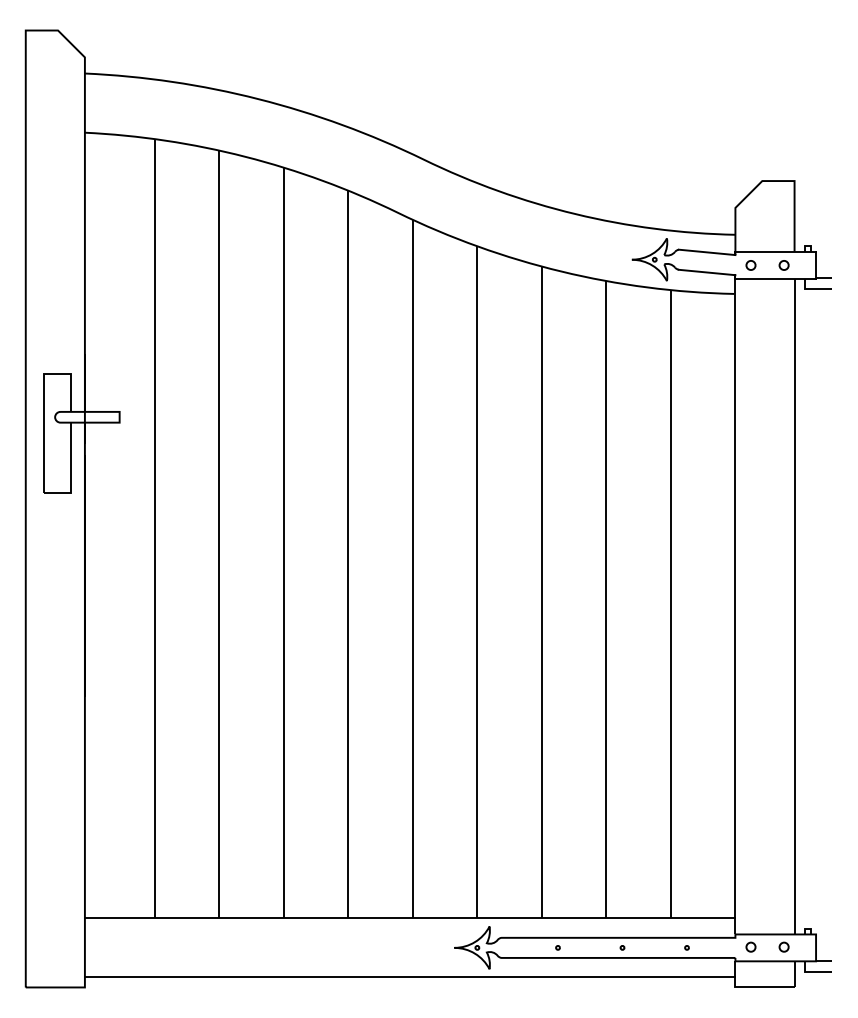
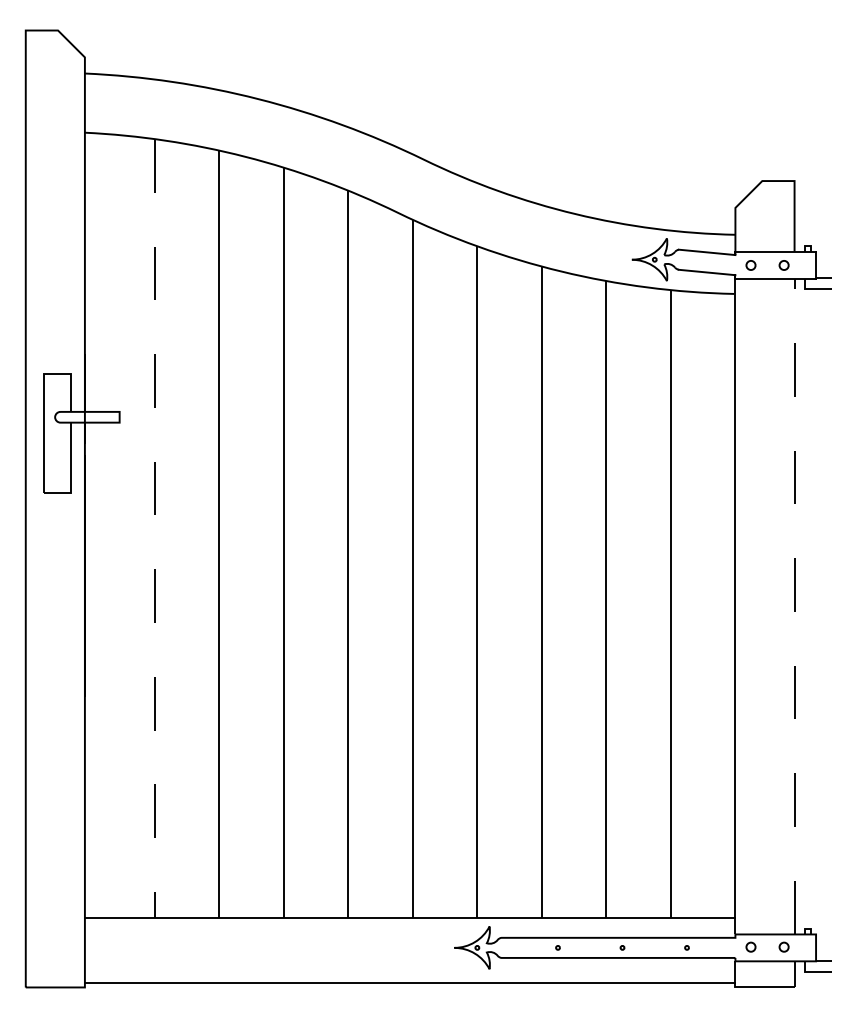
line: solid -> dashed (154, 528)
line: solid -> dashed (794, 606)
line position: (409, 976) -> (409, 982) (409, 982)
